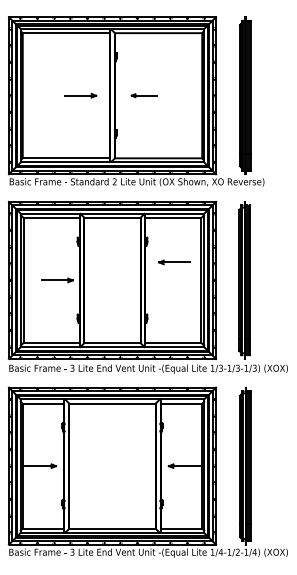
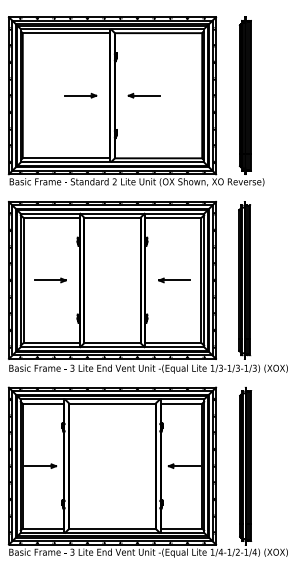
part size: 28x6 px -> 34x7 px (143, 95)
part position: (174, 262) -> (174, 280) (174, 280)
part position: (57, 280) -> (50, 280) (50, 280)
